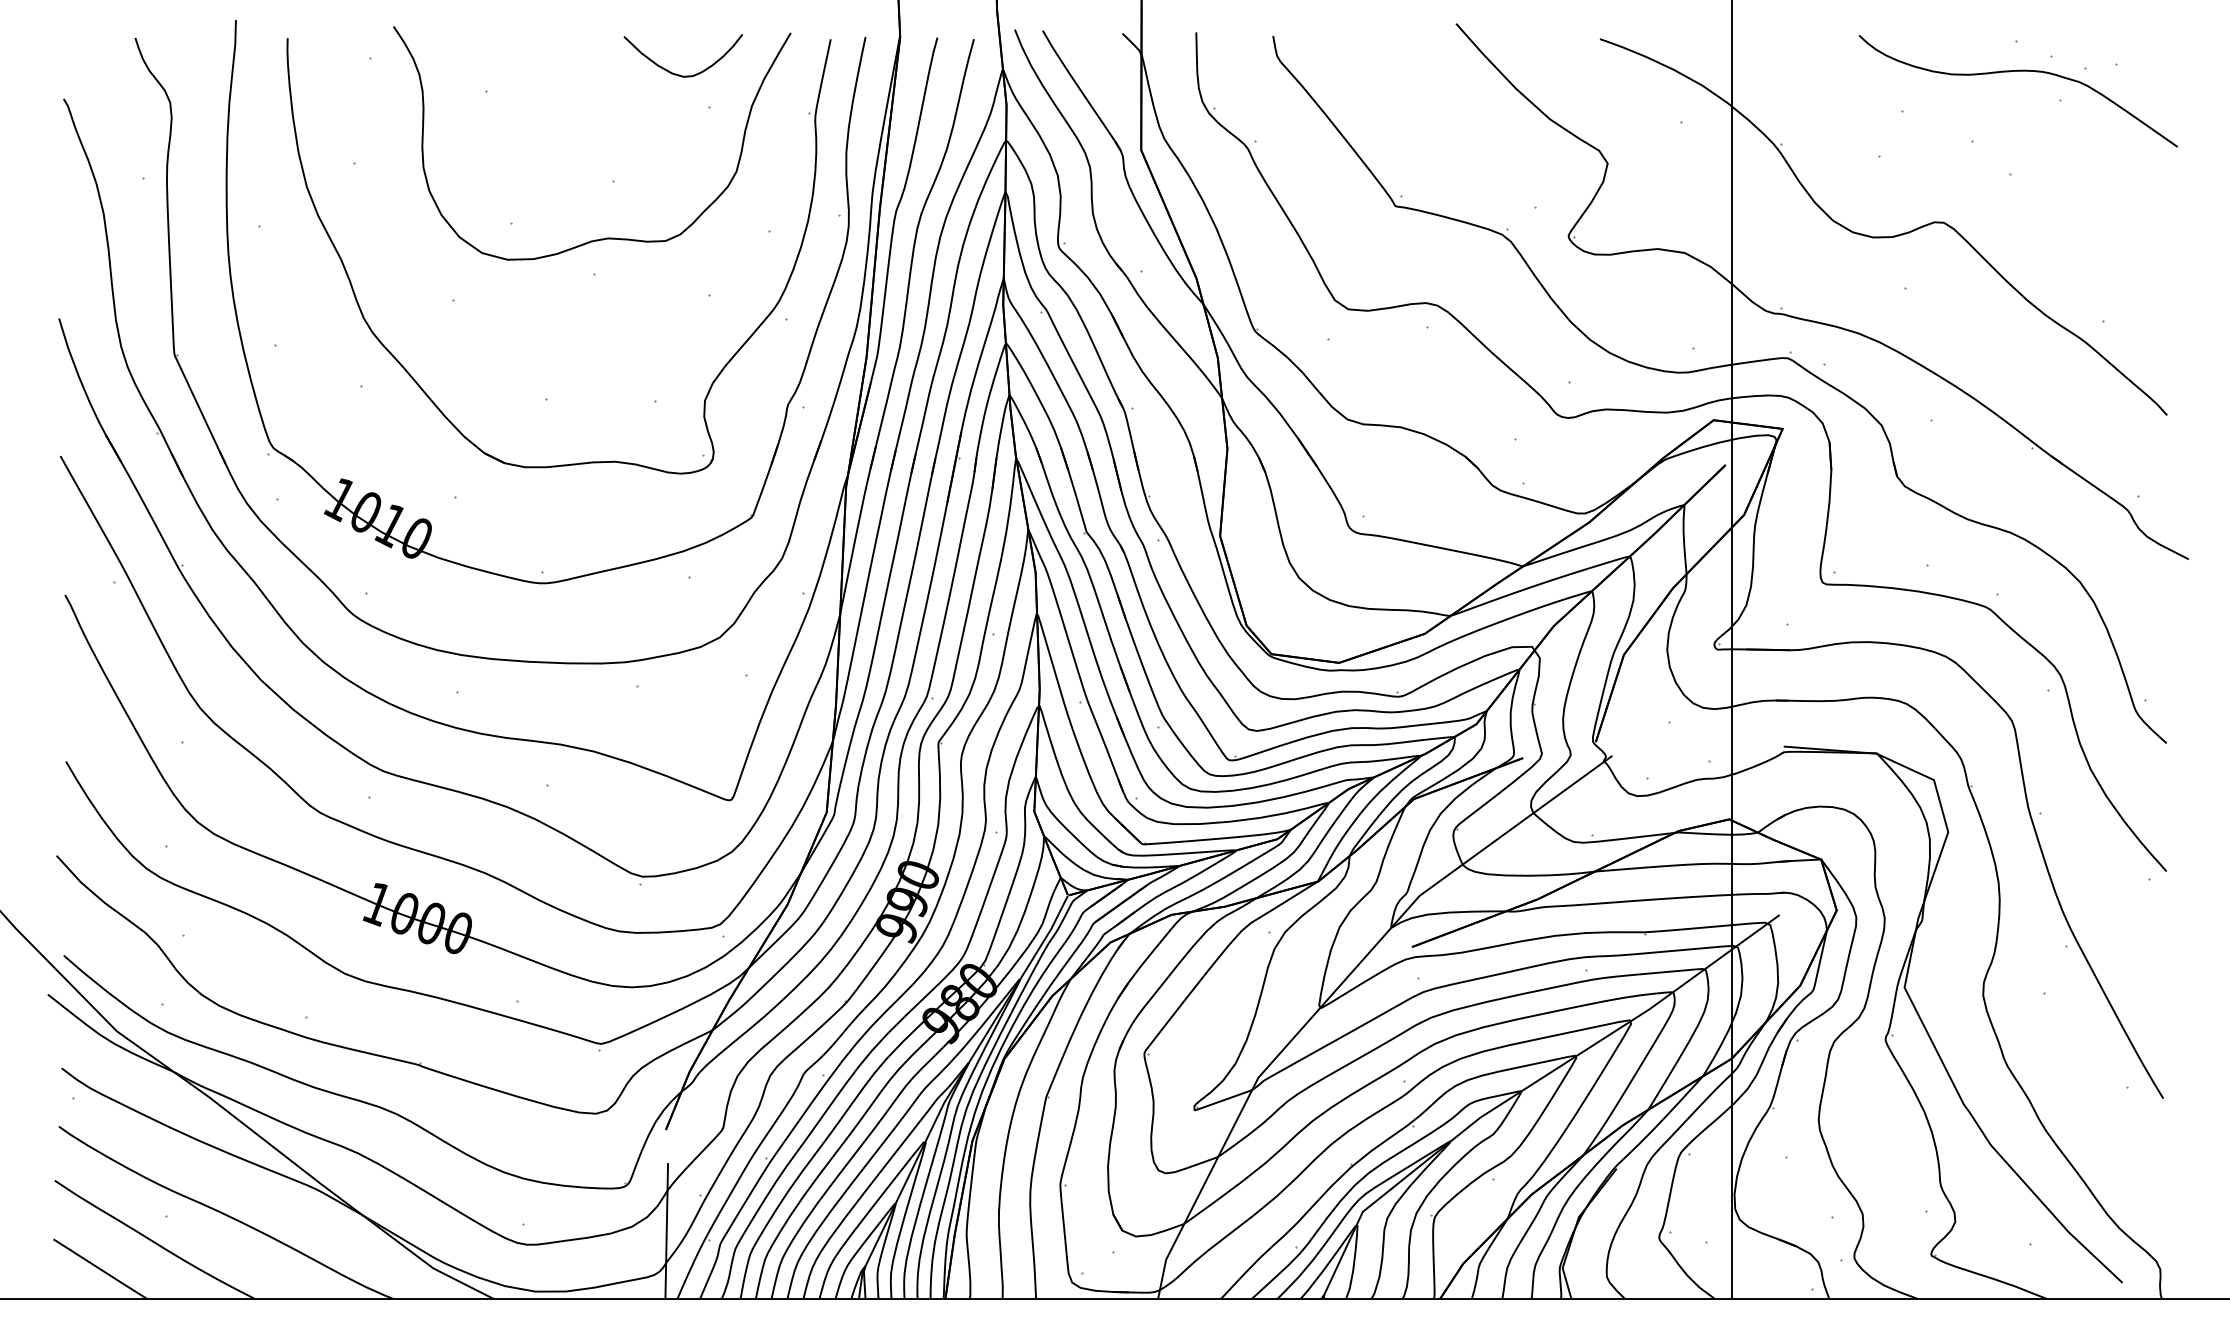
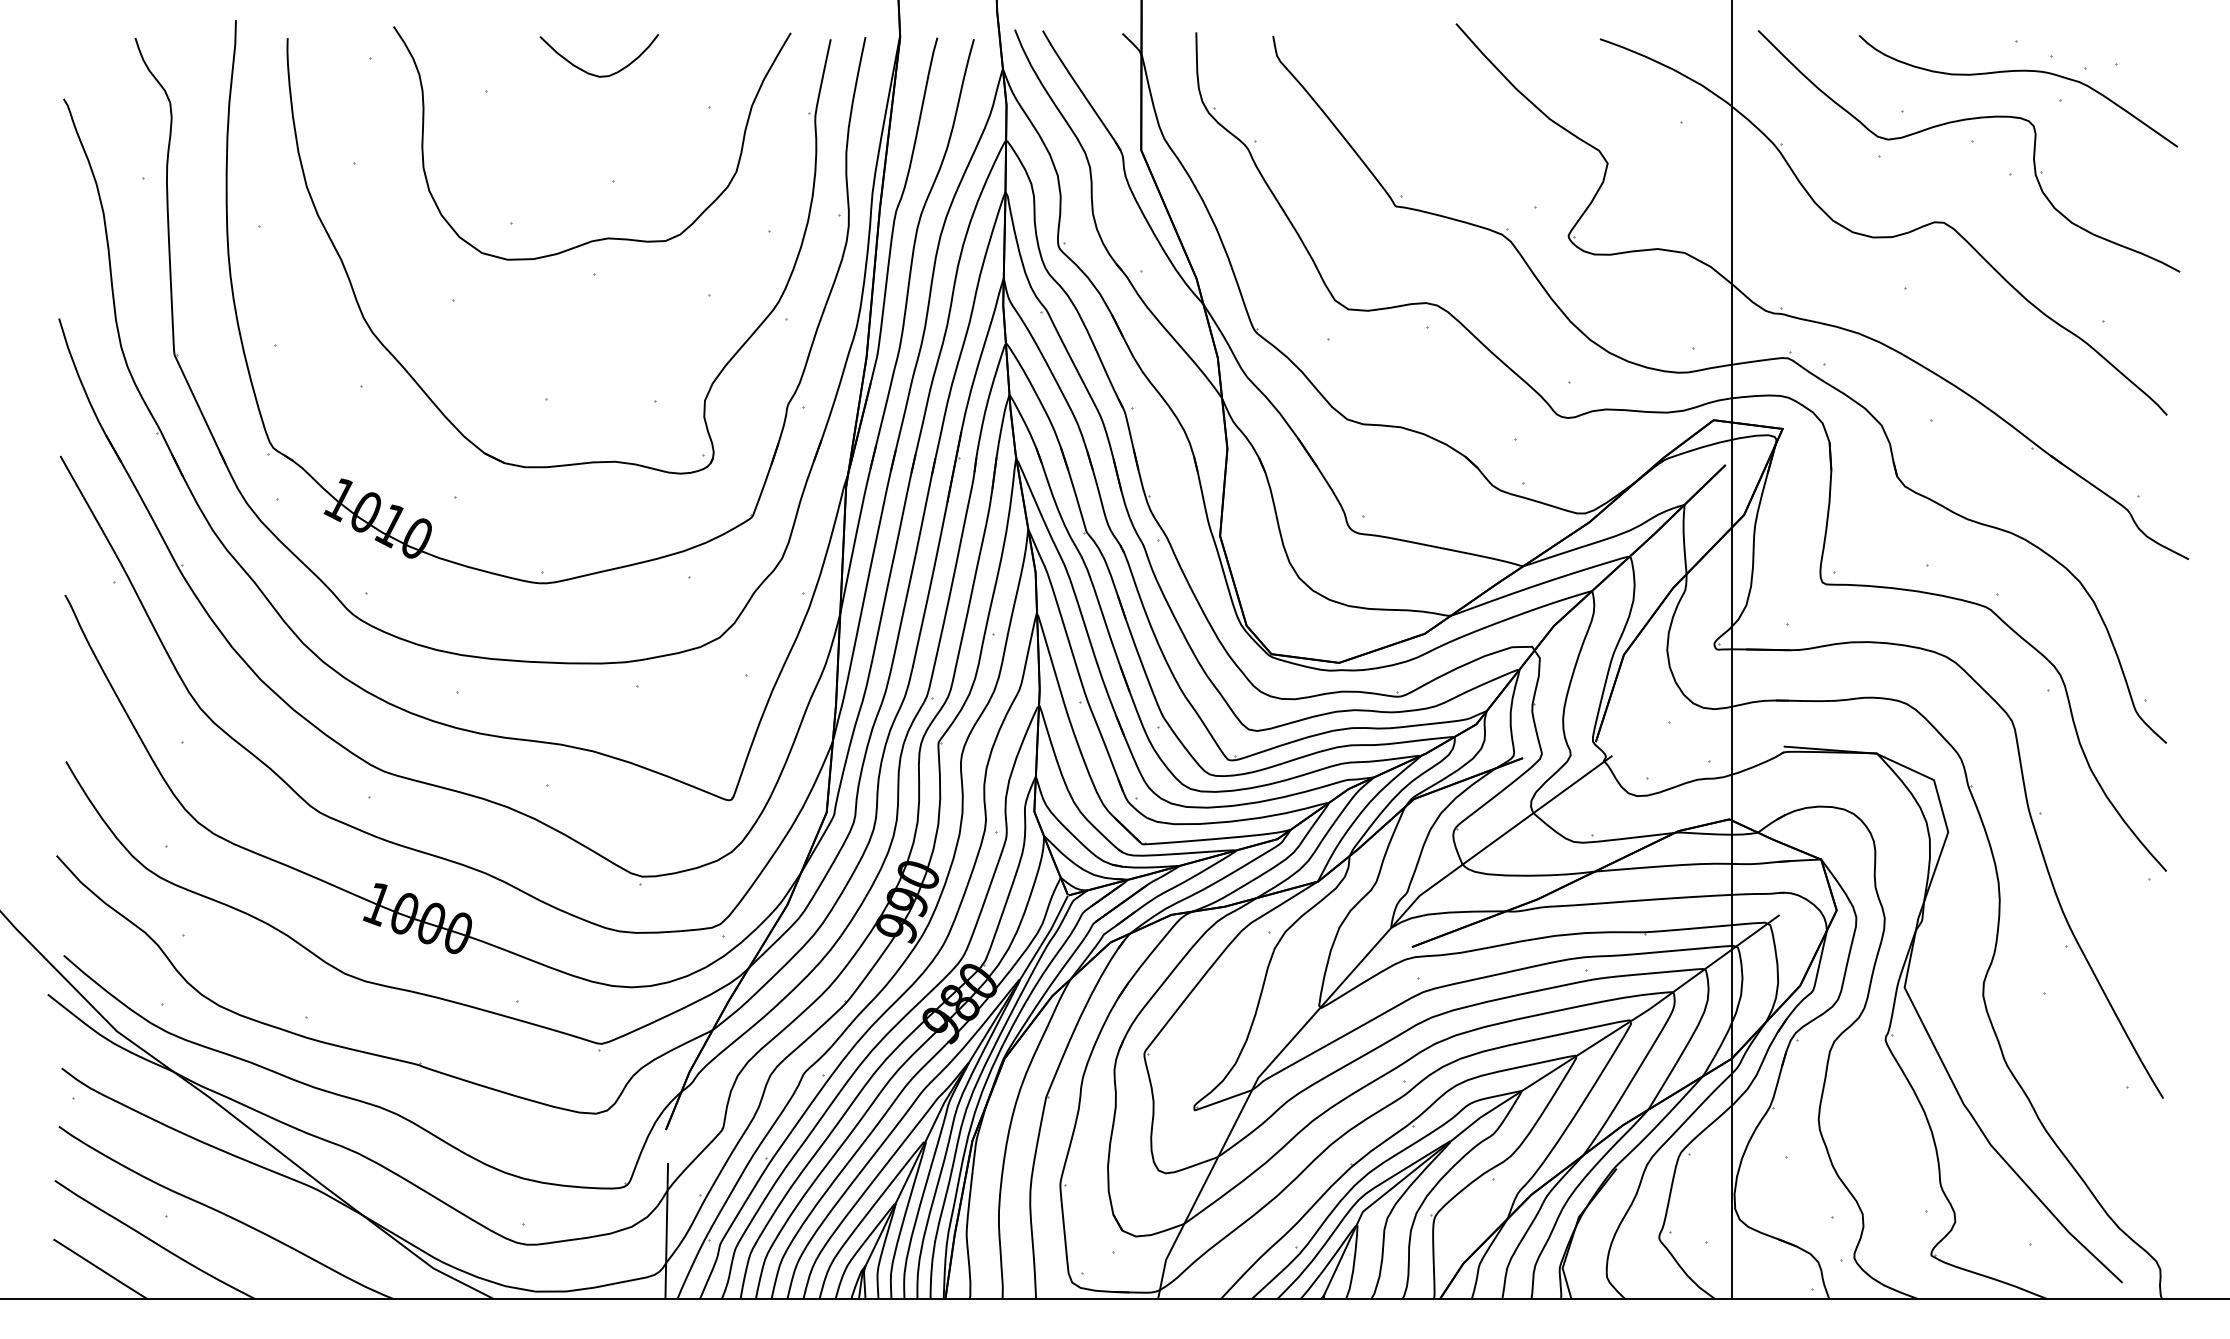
curve position: (676, 73) -> (592, 73) (592, 73)
part: none -> present (1961, 121)
